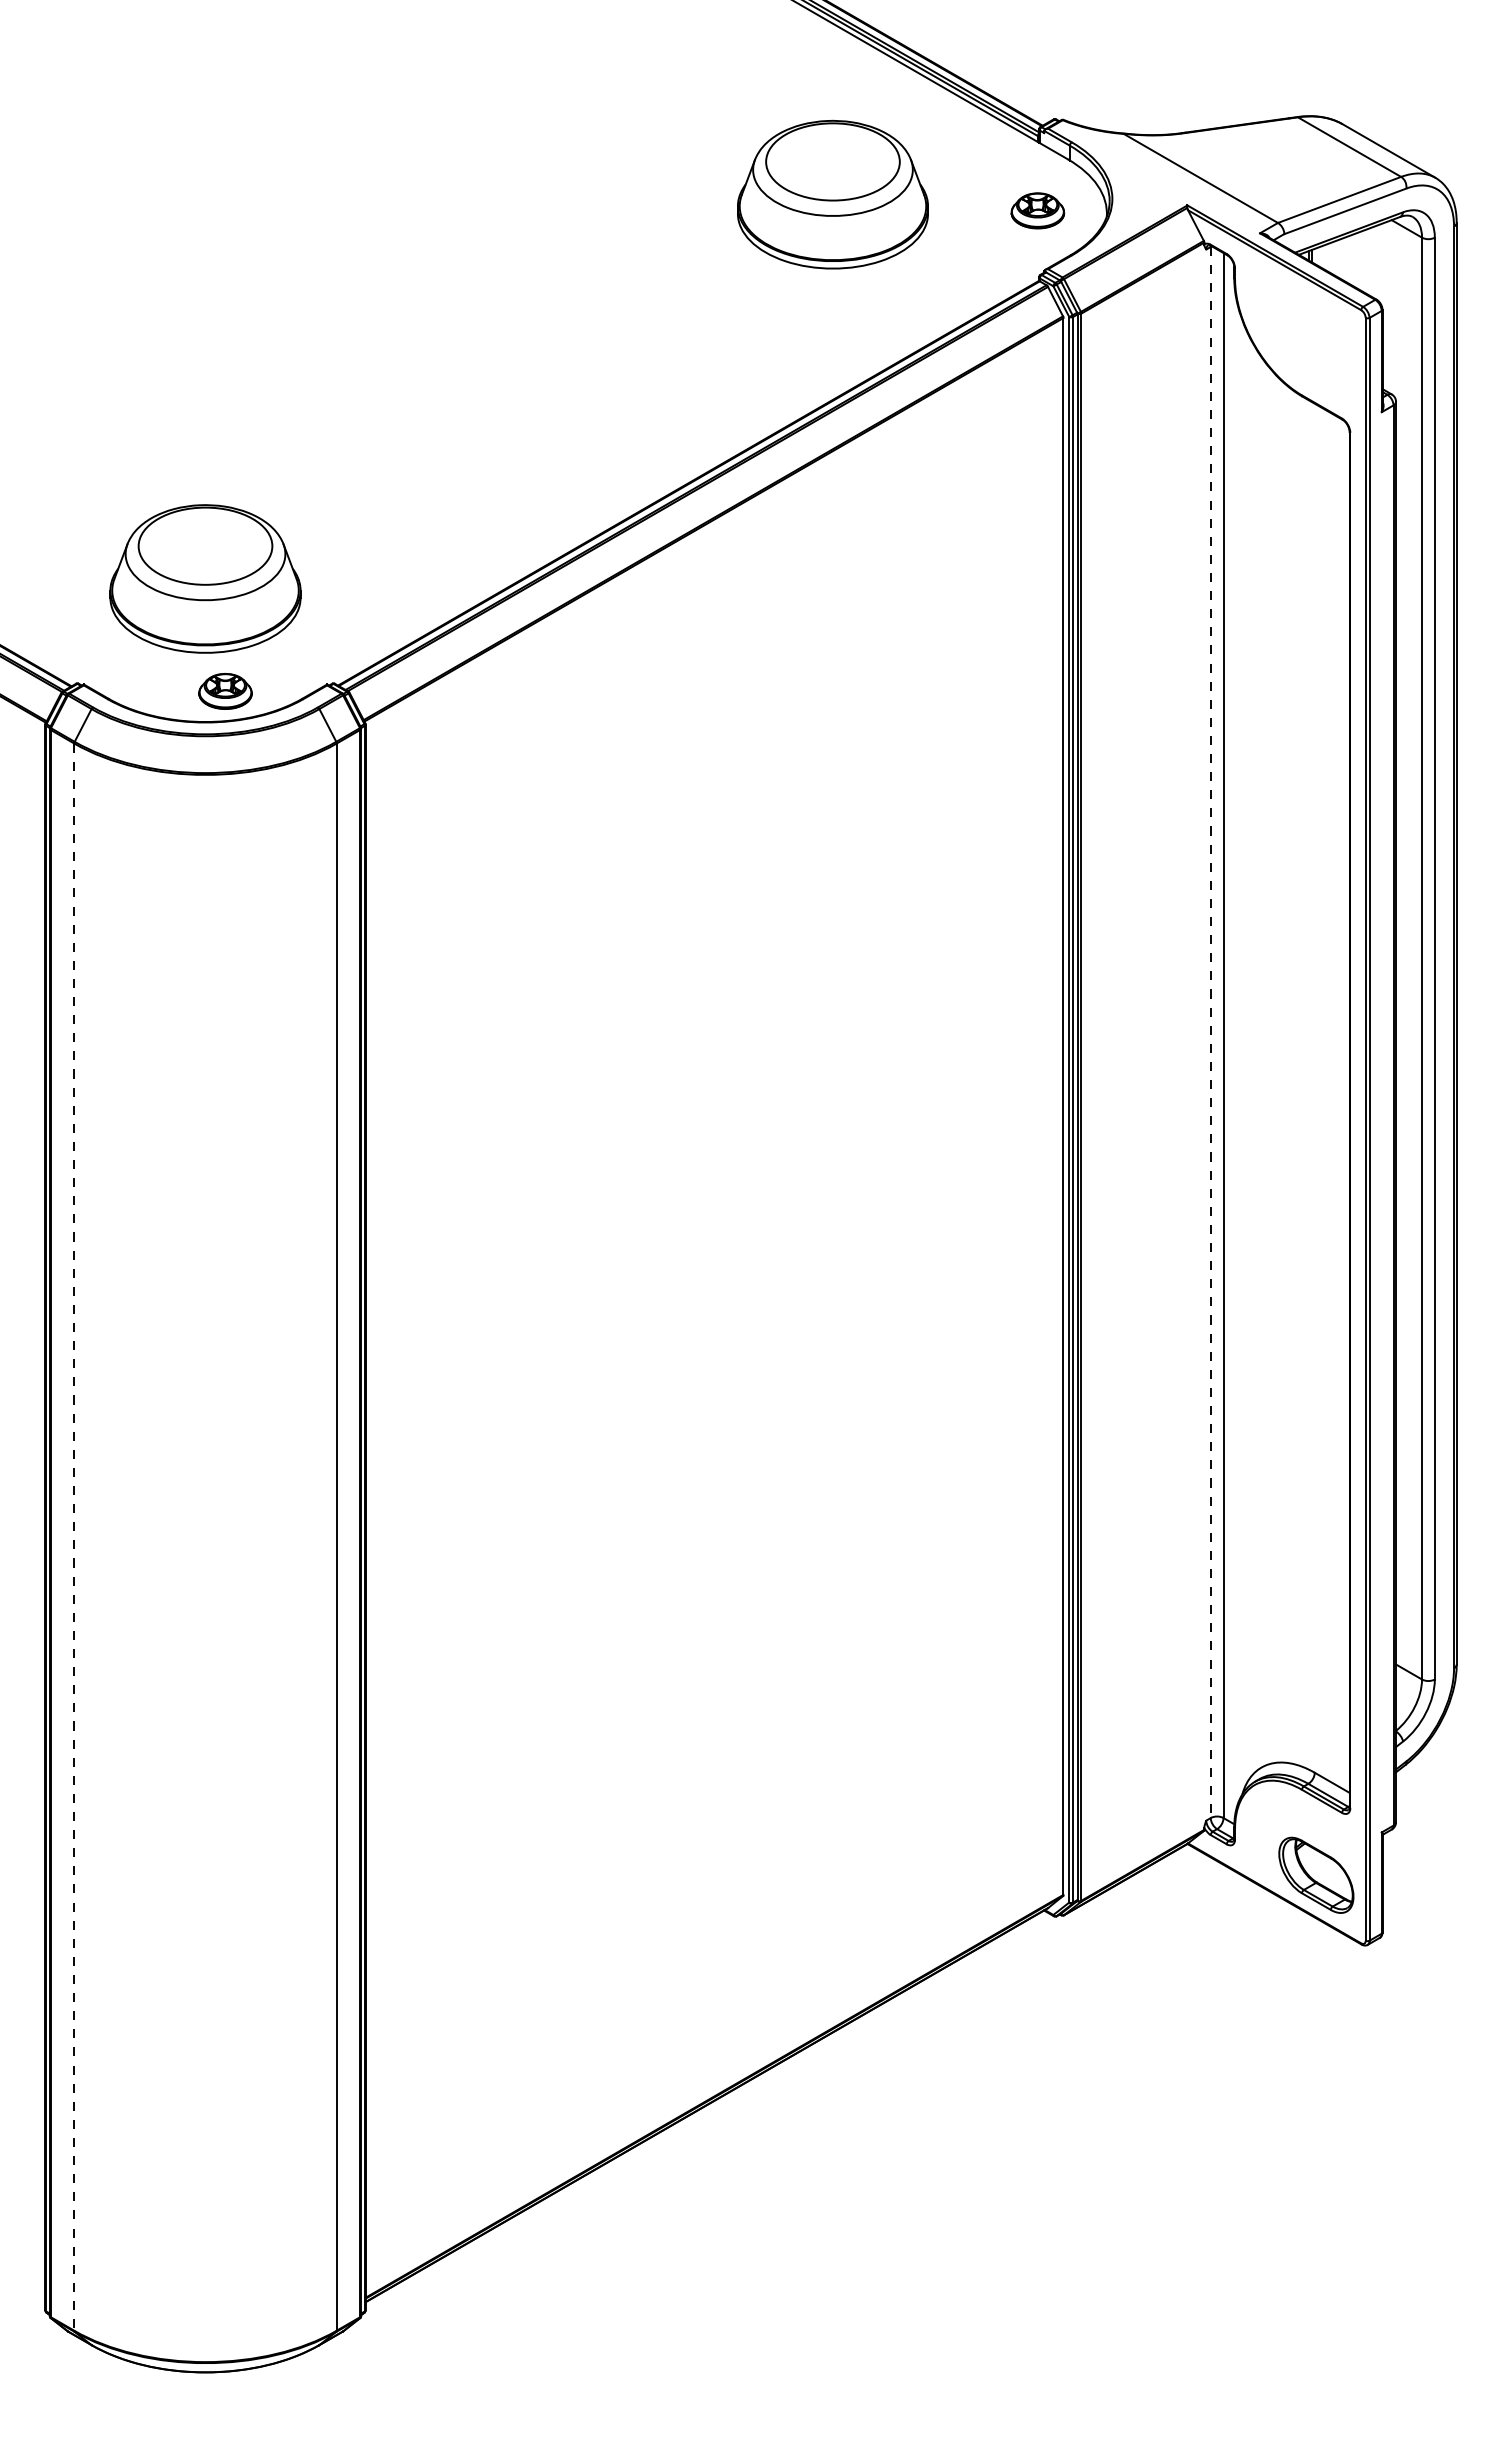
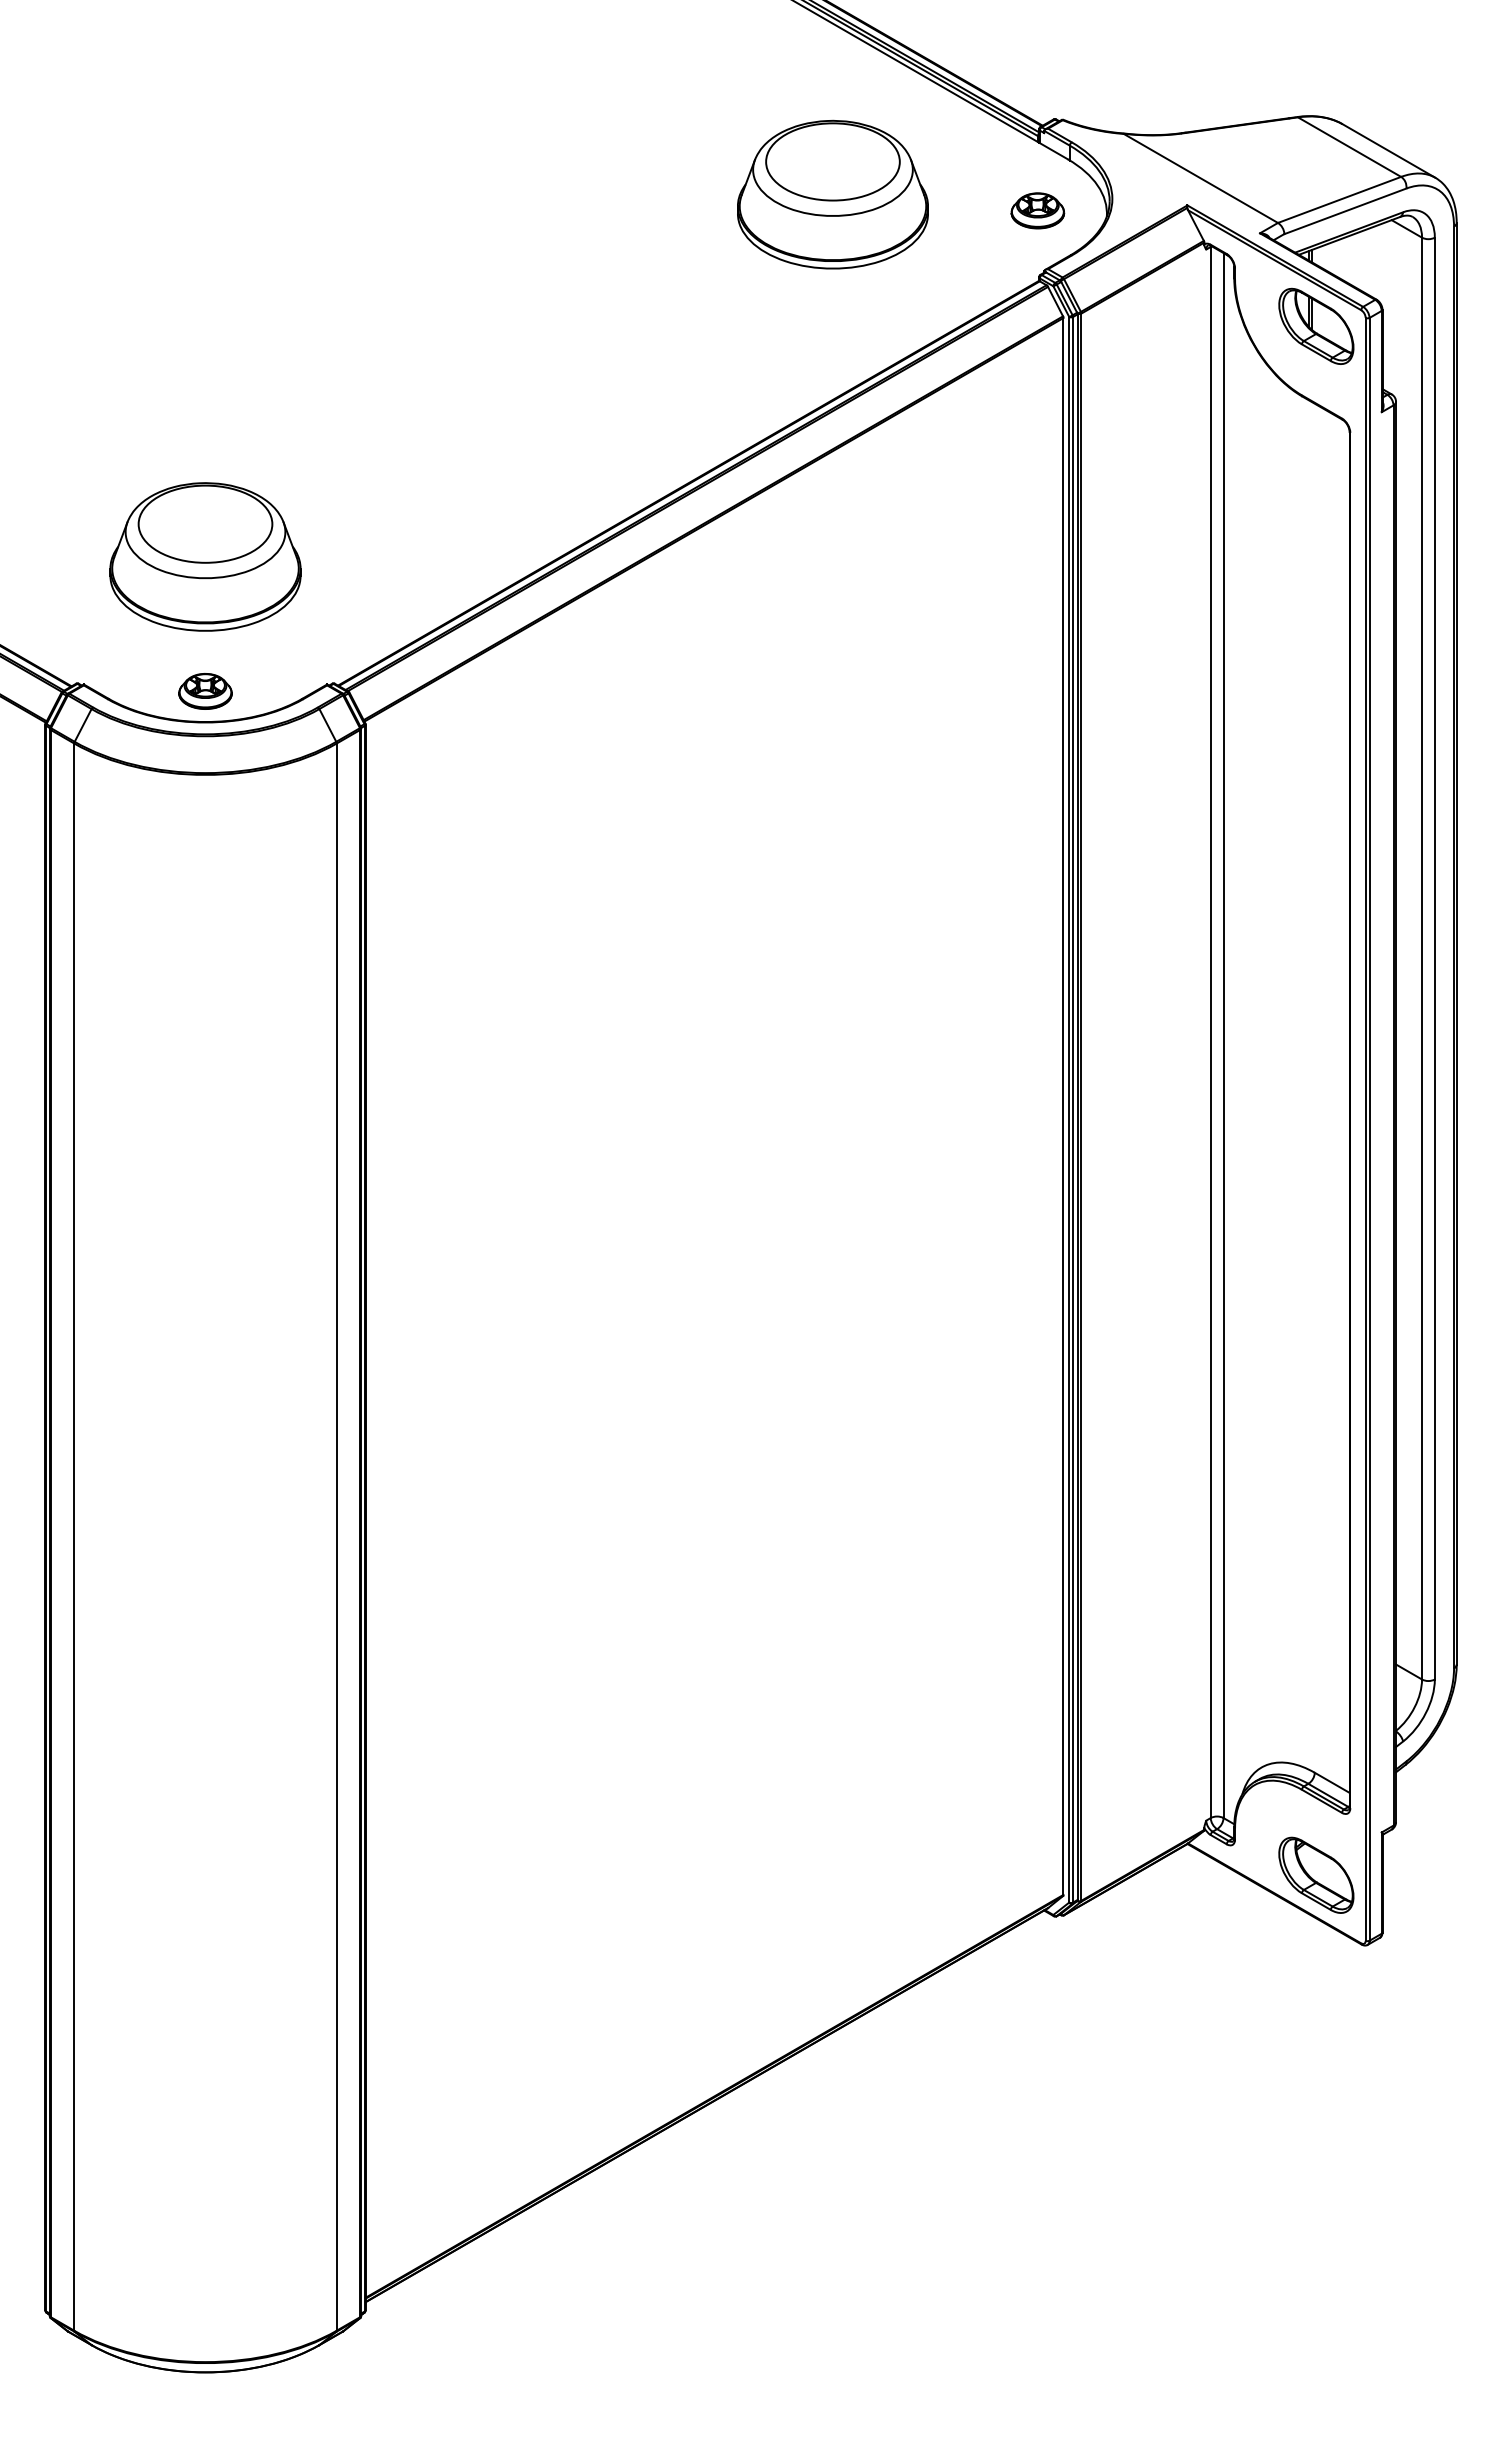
part: none -> present (1316, 325)
part position: (205, 578) -> (205, 556) (205, 556)
part position: (225, 691) -> (205, 691) (205, 691)
line: dashed -> solid (1210, 1032)
line: dashed -> solid (74, 1537)
